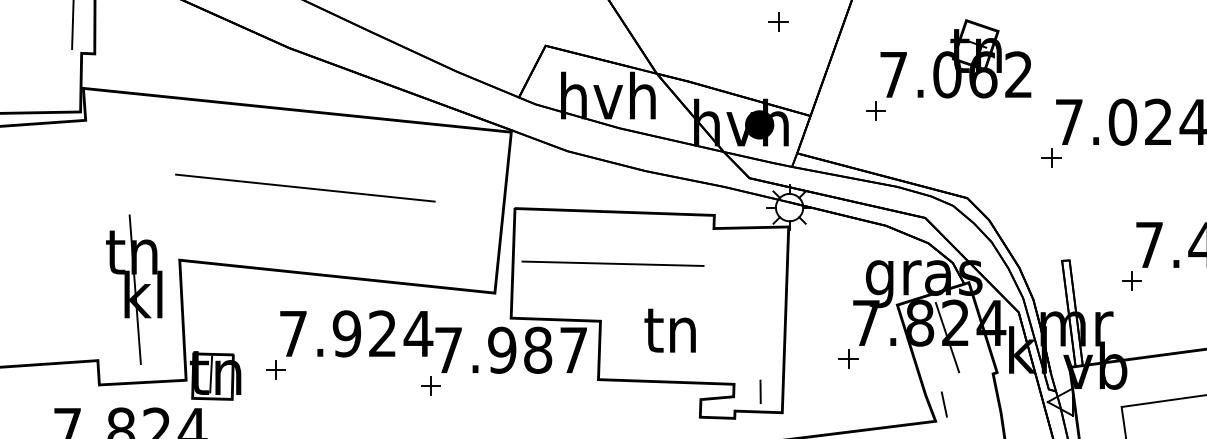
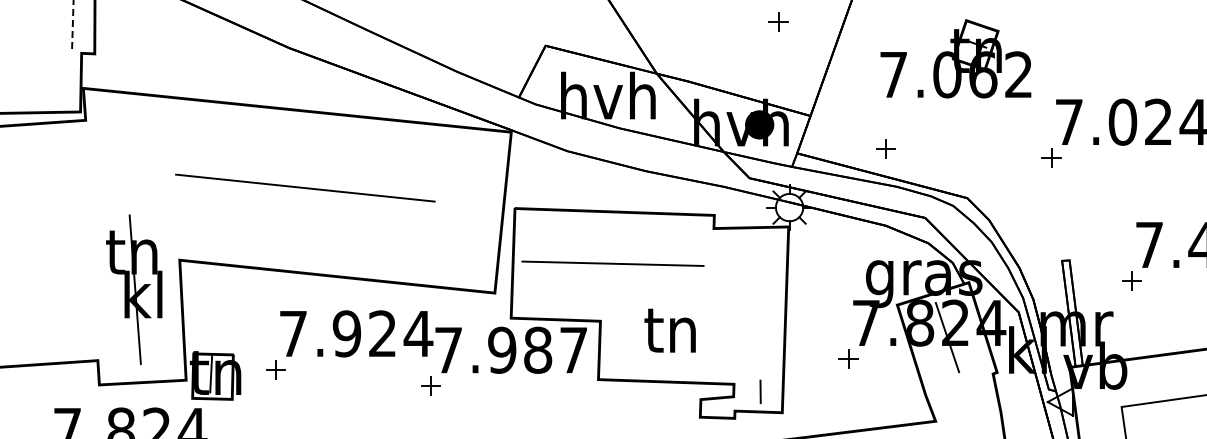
line: solid -> dashed (72, 24)
part position: (875, 110) -> (885, 148) (885, 148)
line: present -> none (943, 404)
